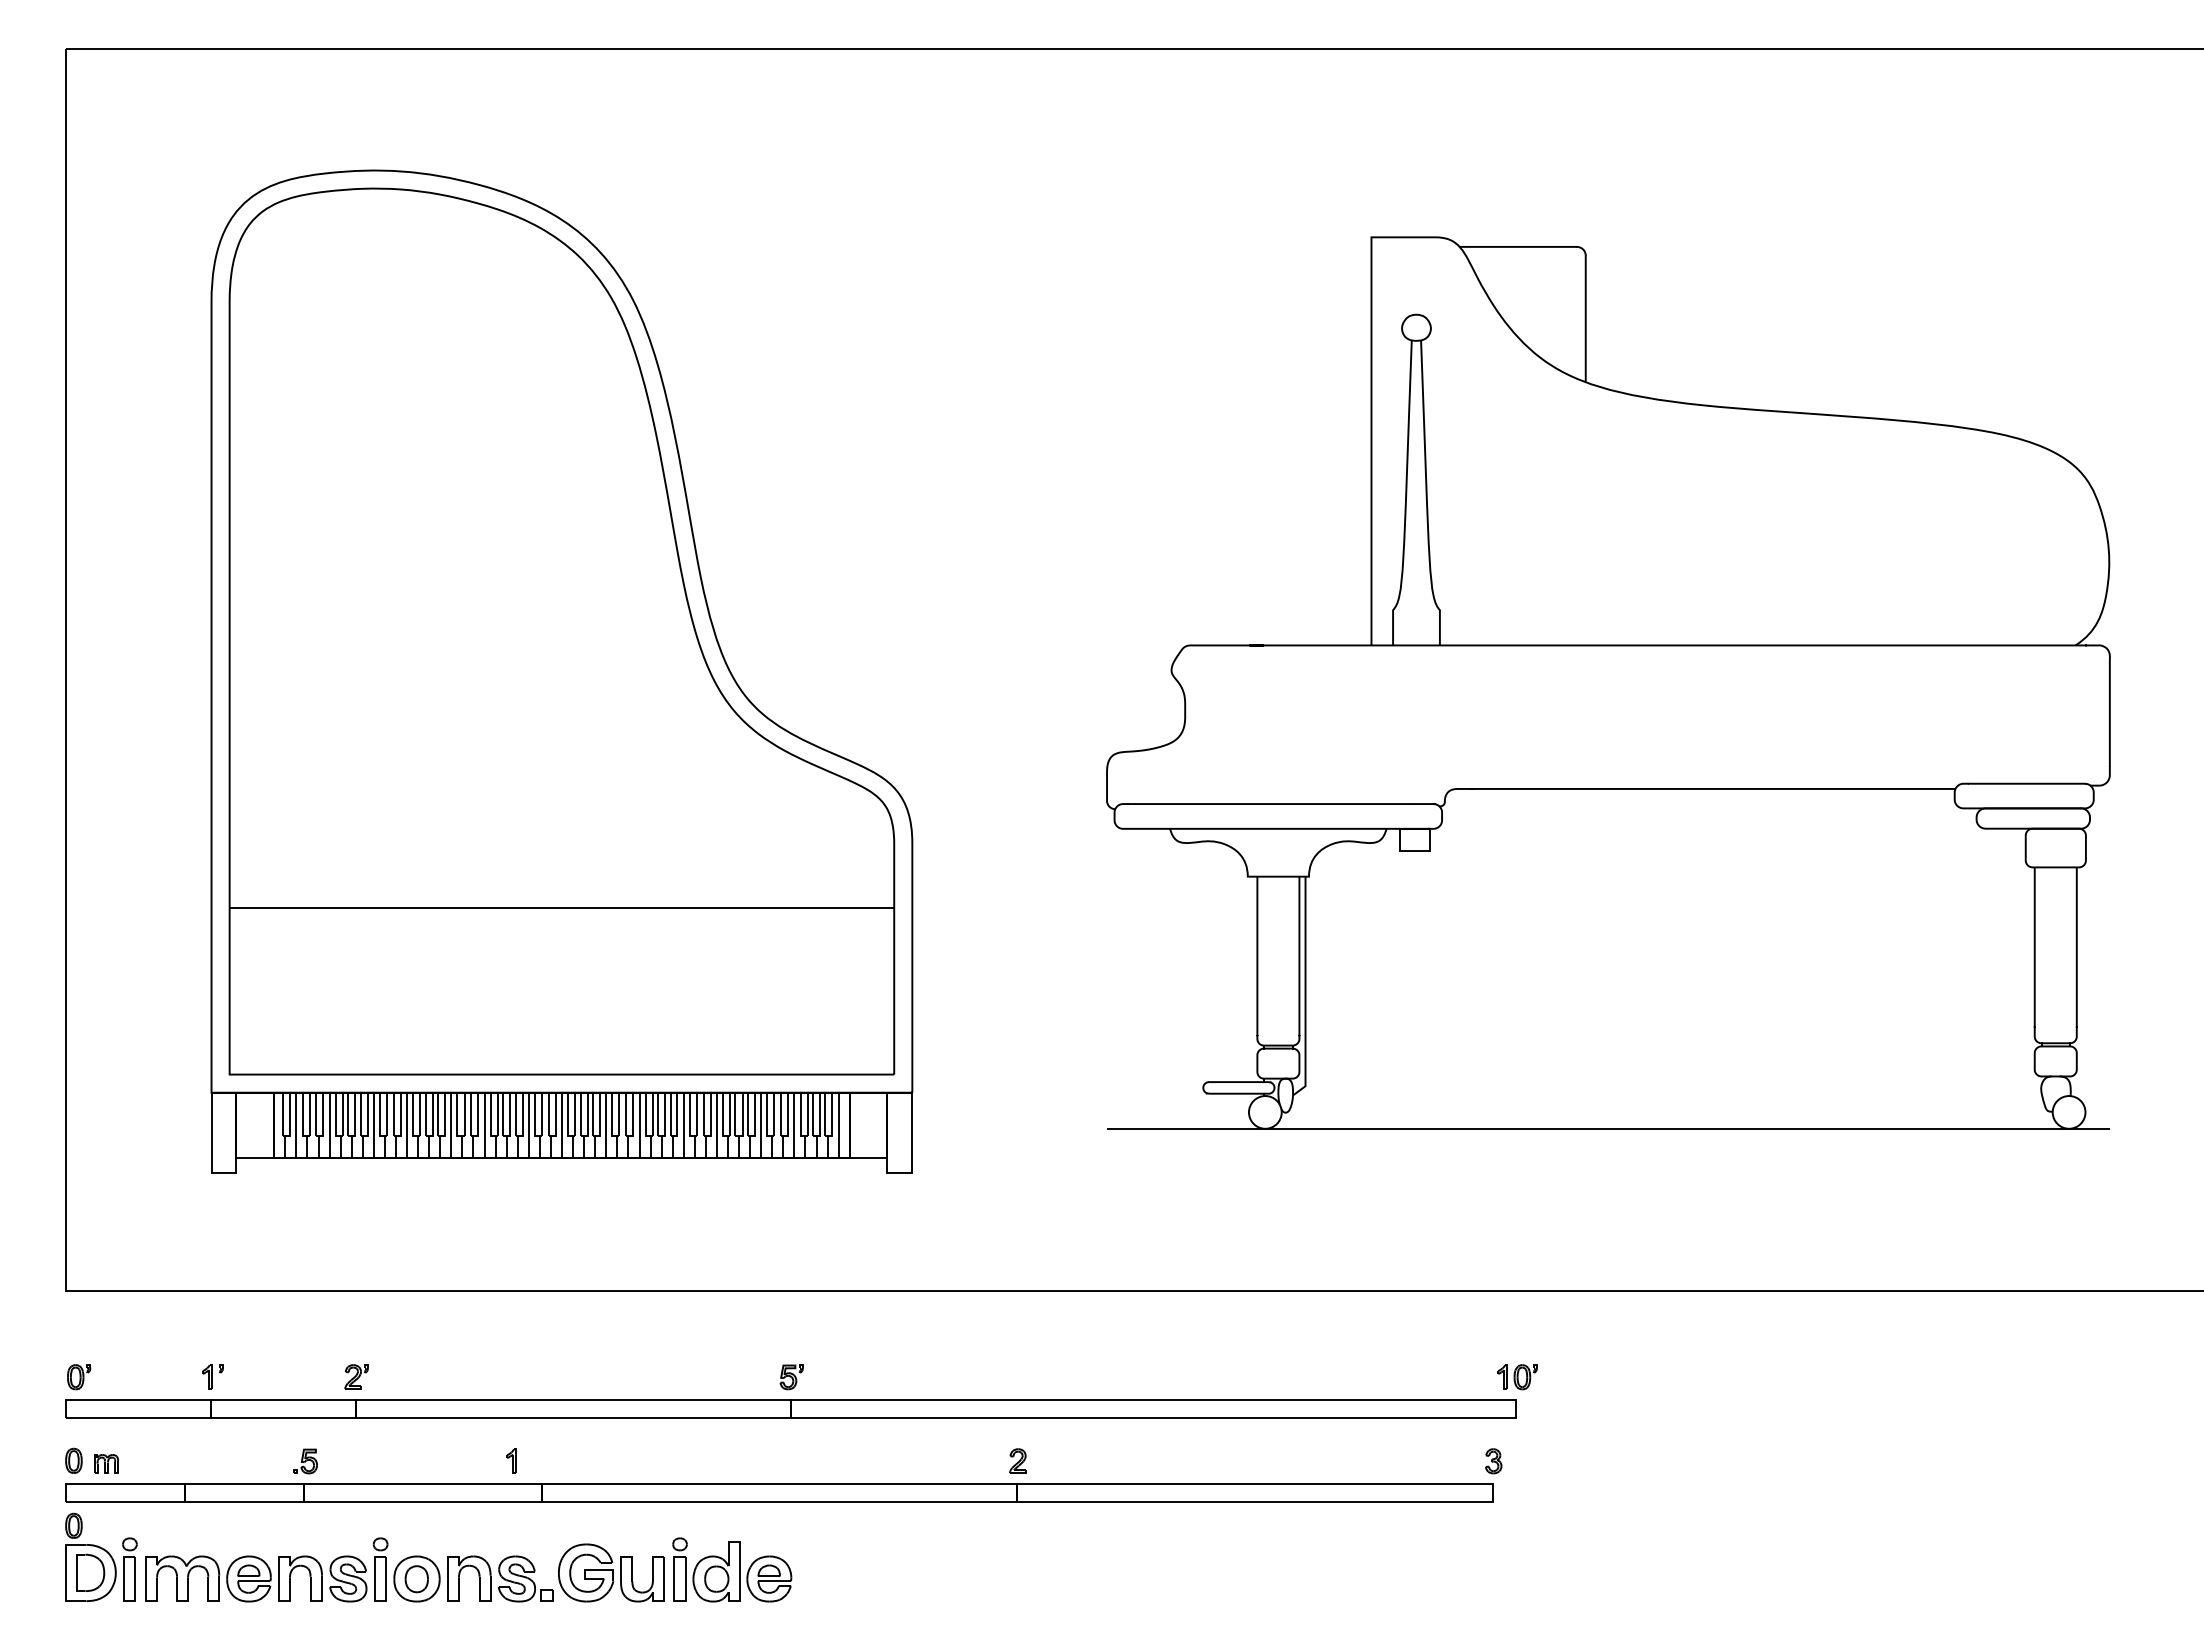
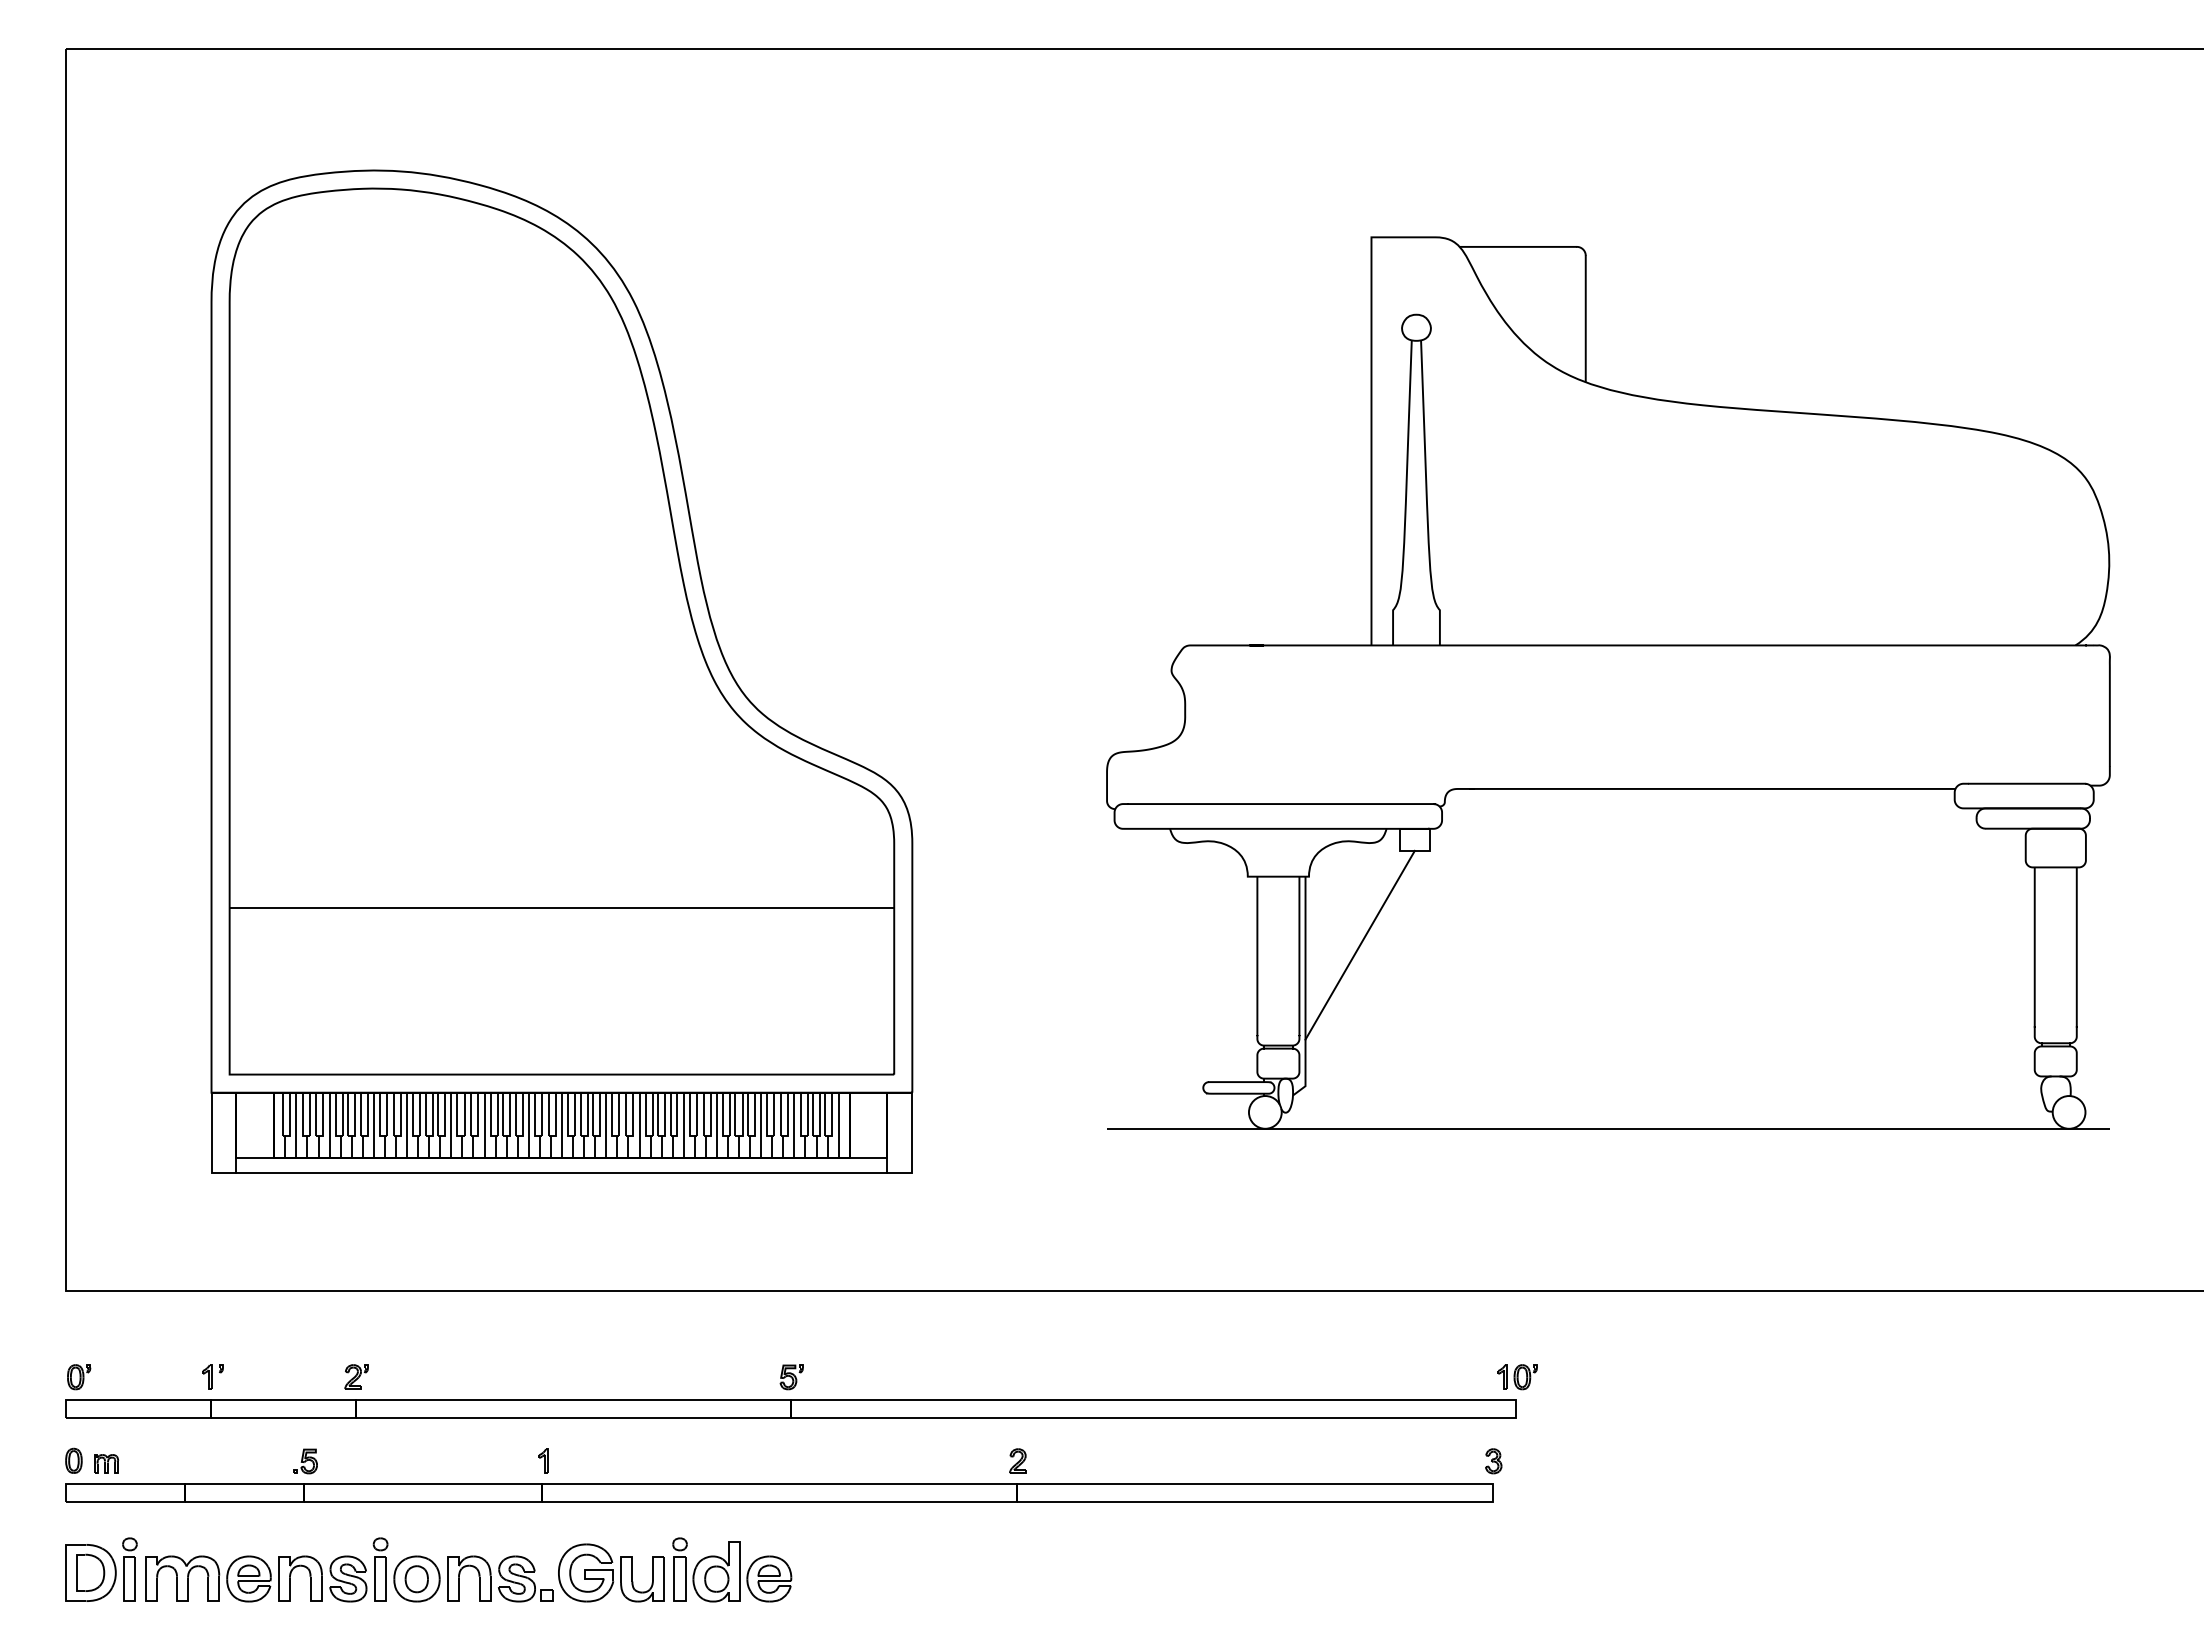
line: none -> present (1359, 944)
line: none -> present (561, 1172)
part position: (511, 1460) -> (543, 1460) (543, 1460)
part: present -> none (73, 1525)
